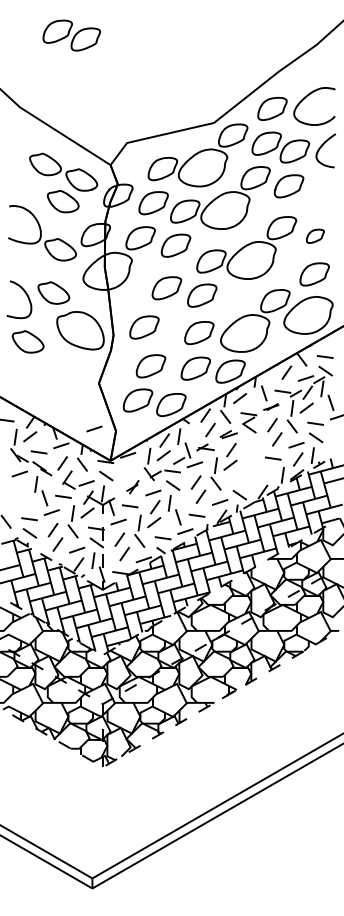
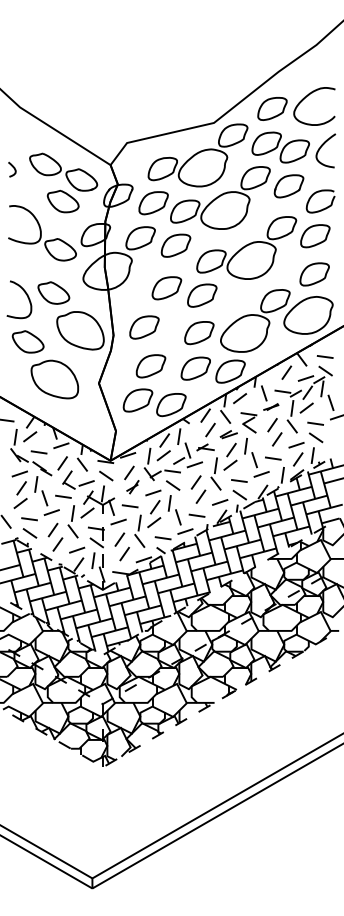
part: present -> none (71, 35)
part: none -> present (12, 169)
part: none -> present (323, 208)
part size: 19x16 px -> 31x25 px (315, 236)
part: none -> present (54, 379)
line: present -> none (94, 428)
part: none -> present (250, 459)
line: none -> present (129, 472)
part: none -> present (20, 495)
